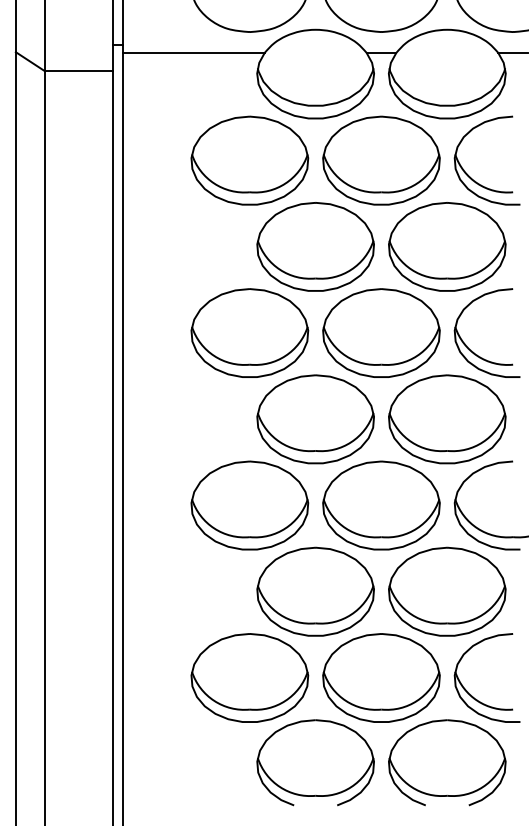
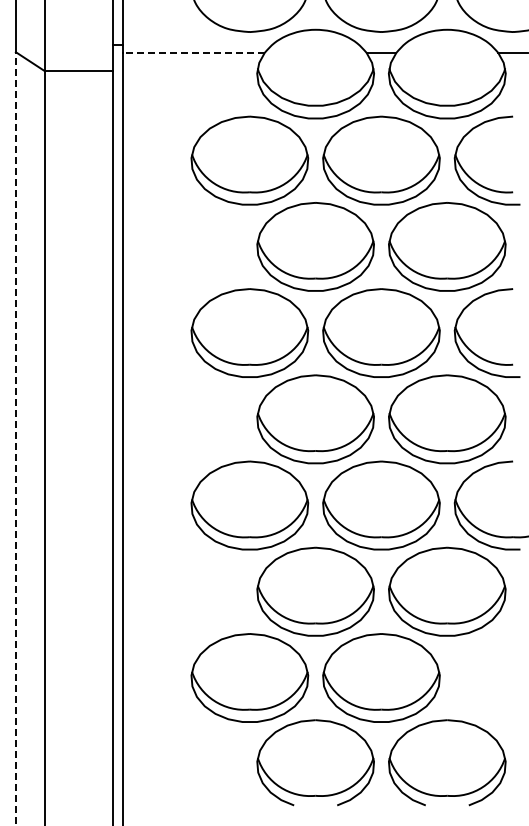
line: solid -> dashed (193, 52)
line: solid -> dashed (15, 438)
part: present -> none (472, 695)
